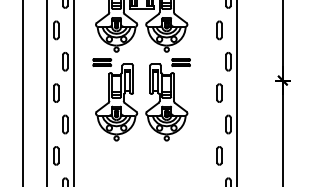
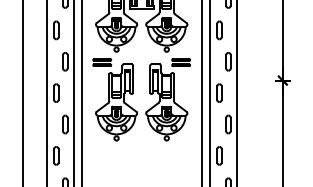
line: none -> present (81, 92)
line: none -> present (201, 92)
line: none -> present (209, 92)
